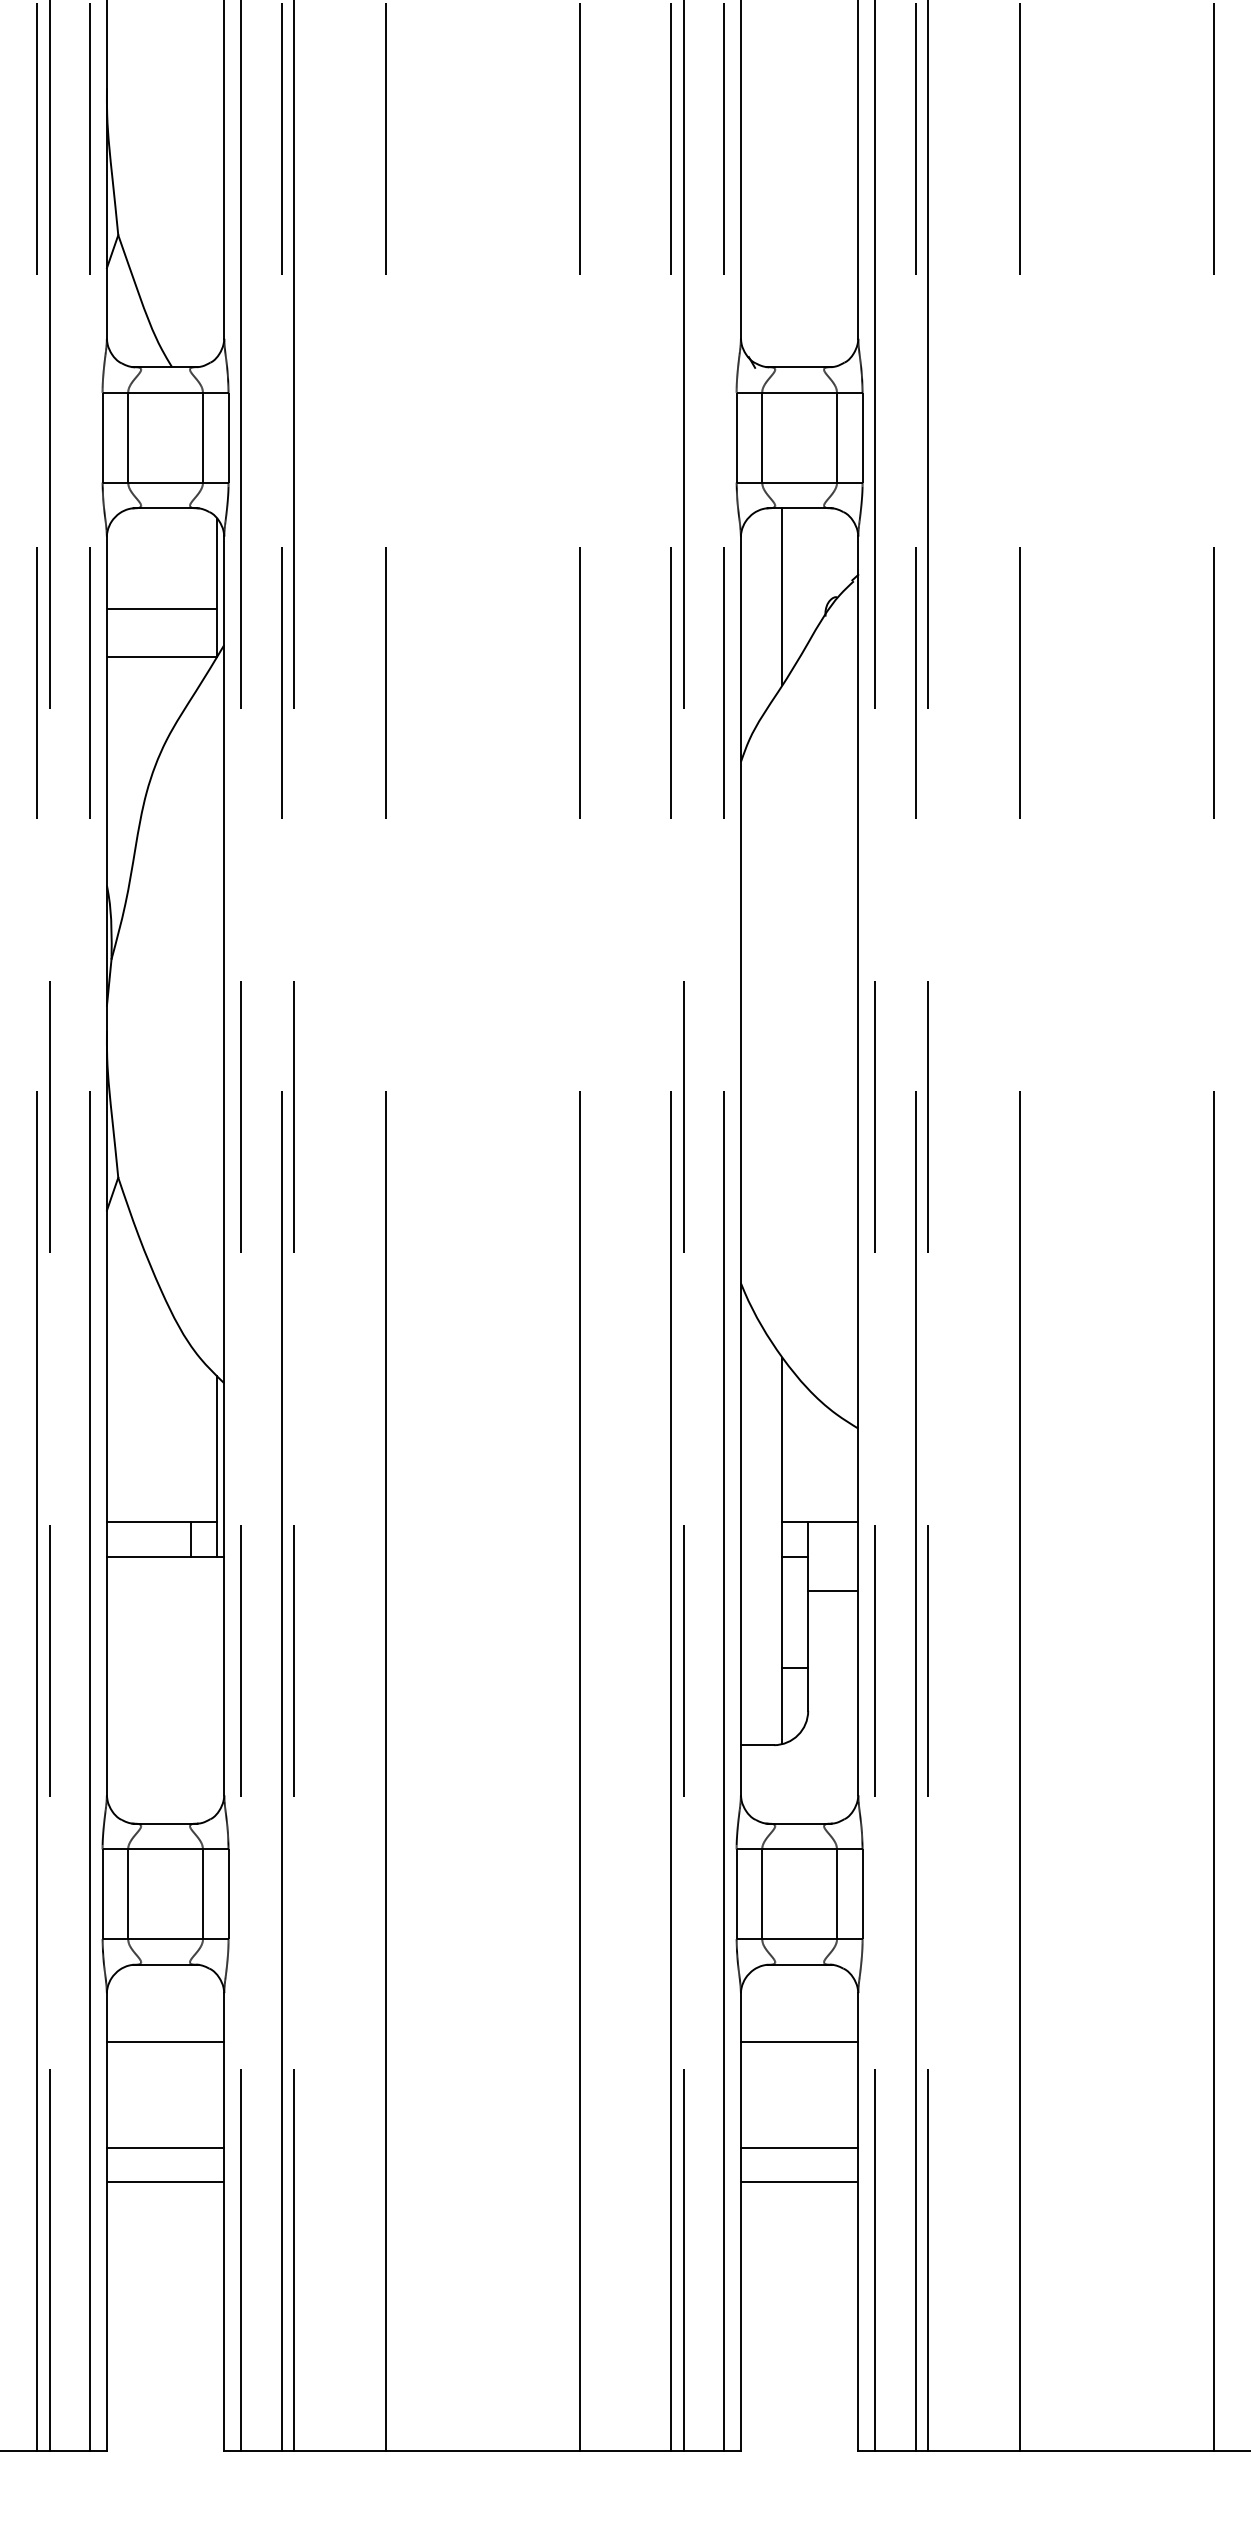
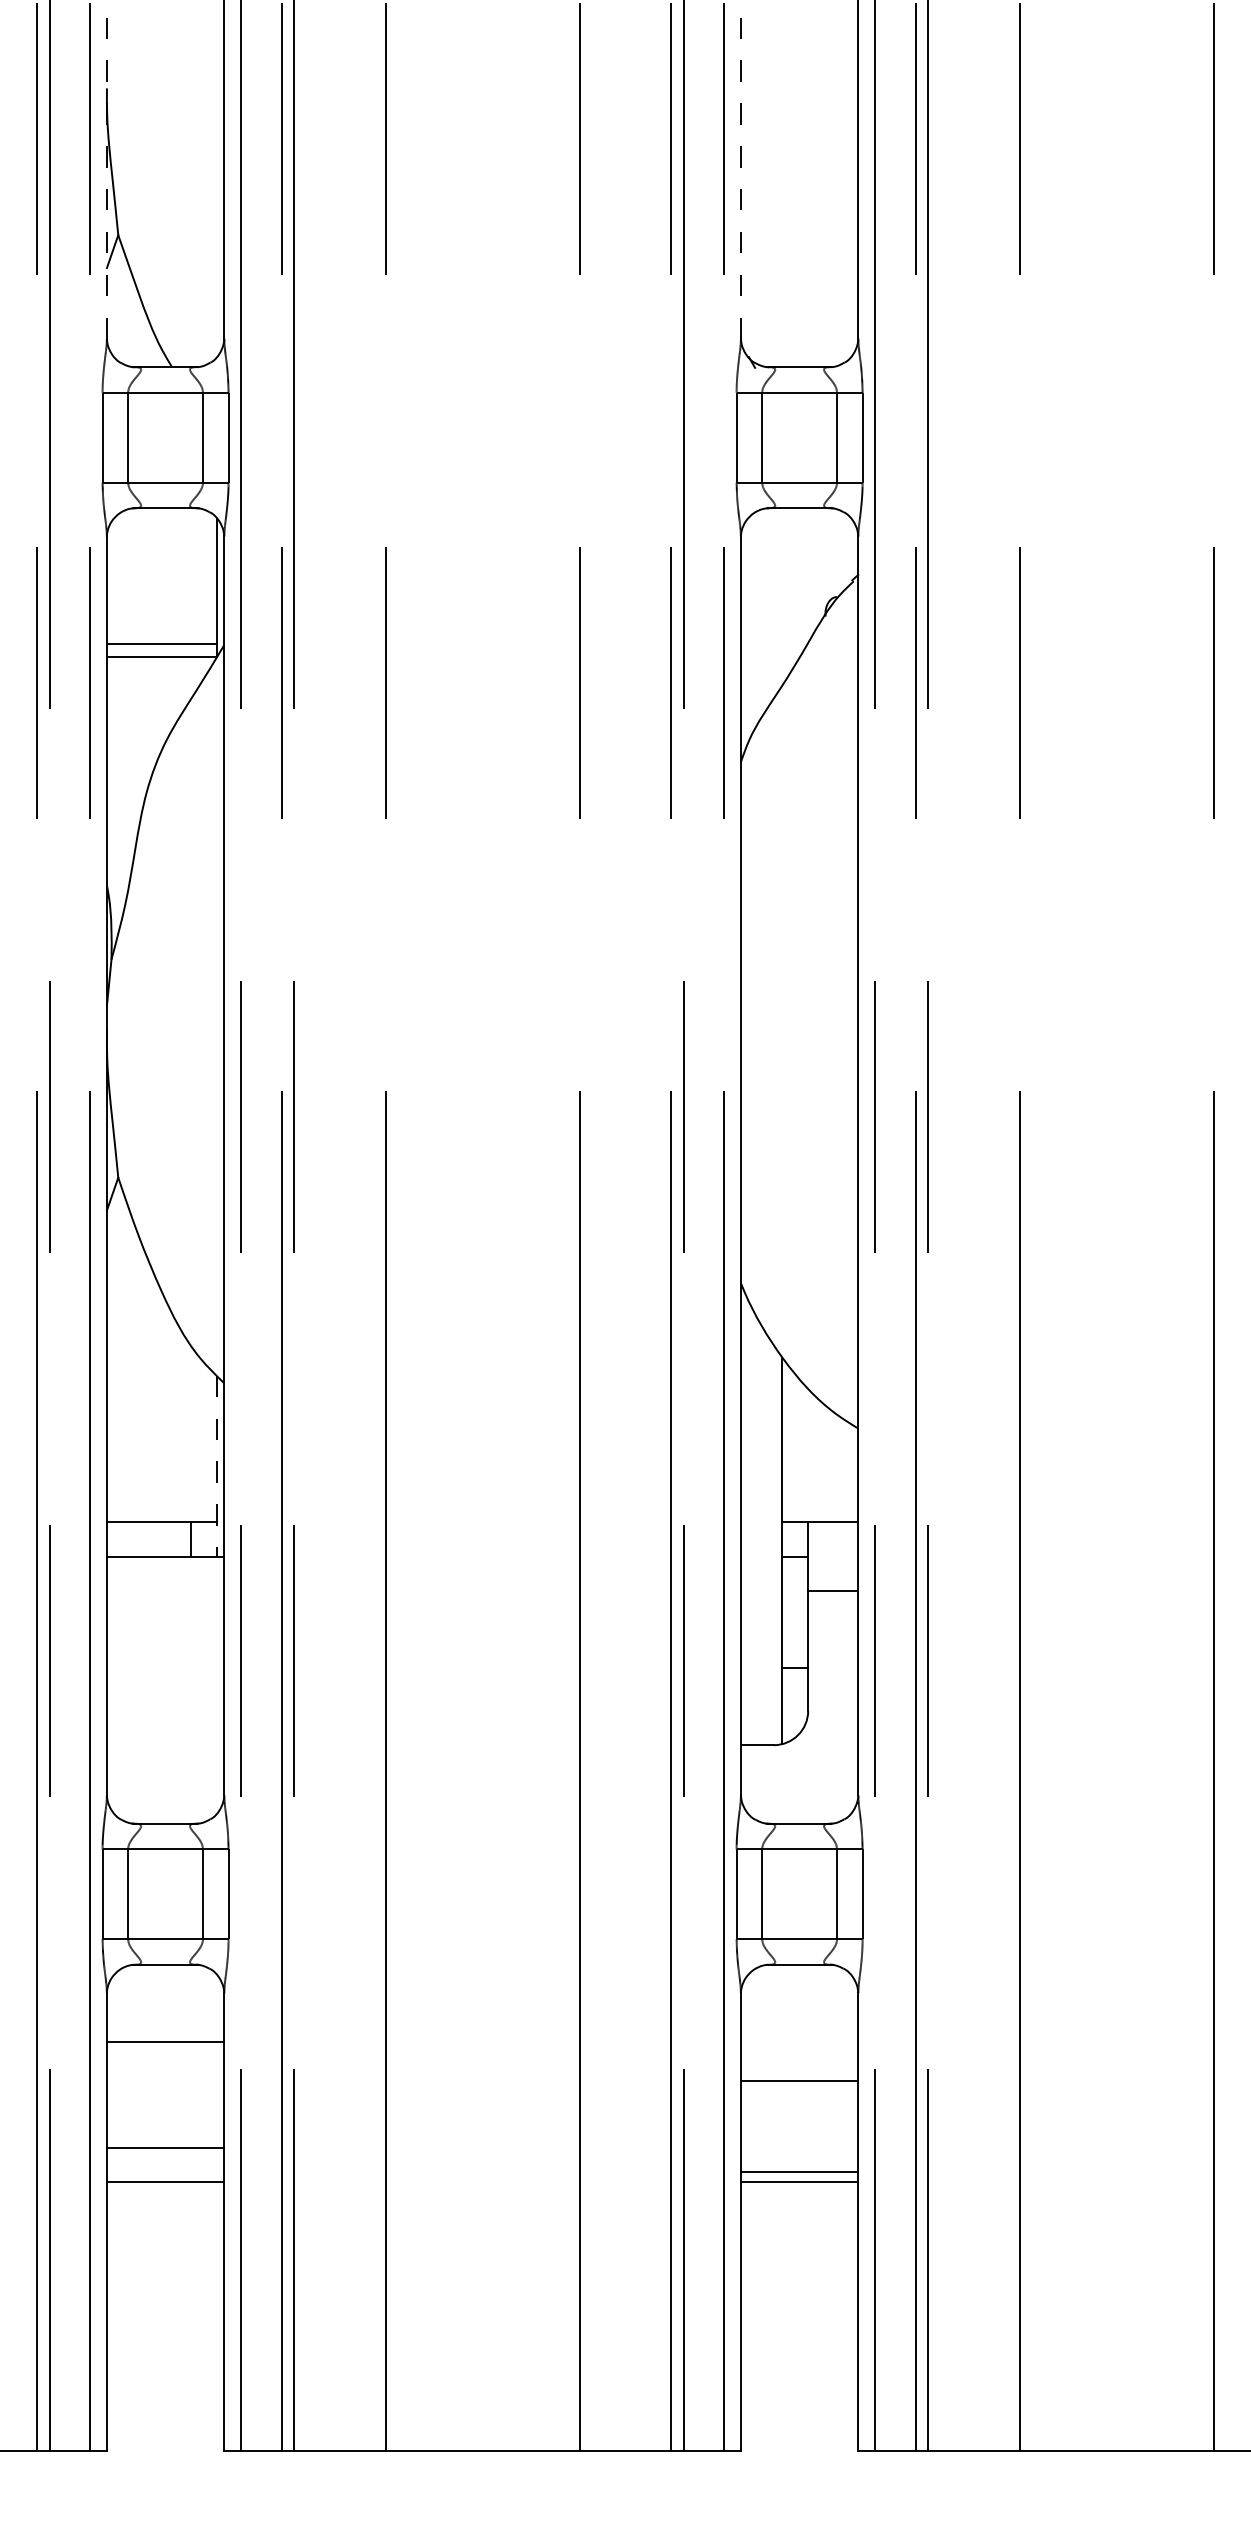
line: solid -> dashed (106, 169)
line: solid -> dashed (740, 169)
line: present -> none (782, 596)
line position: (161, 608) -> (161, 643) (161, 643)
line: solid -> dashed (216, 1466)
line position: (799, 2041) -> (799, 2080) (799, 2080)
line position: (799, 2147) -> (799, 2171) (799, 2171)
